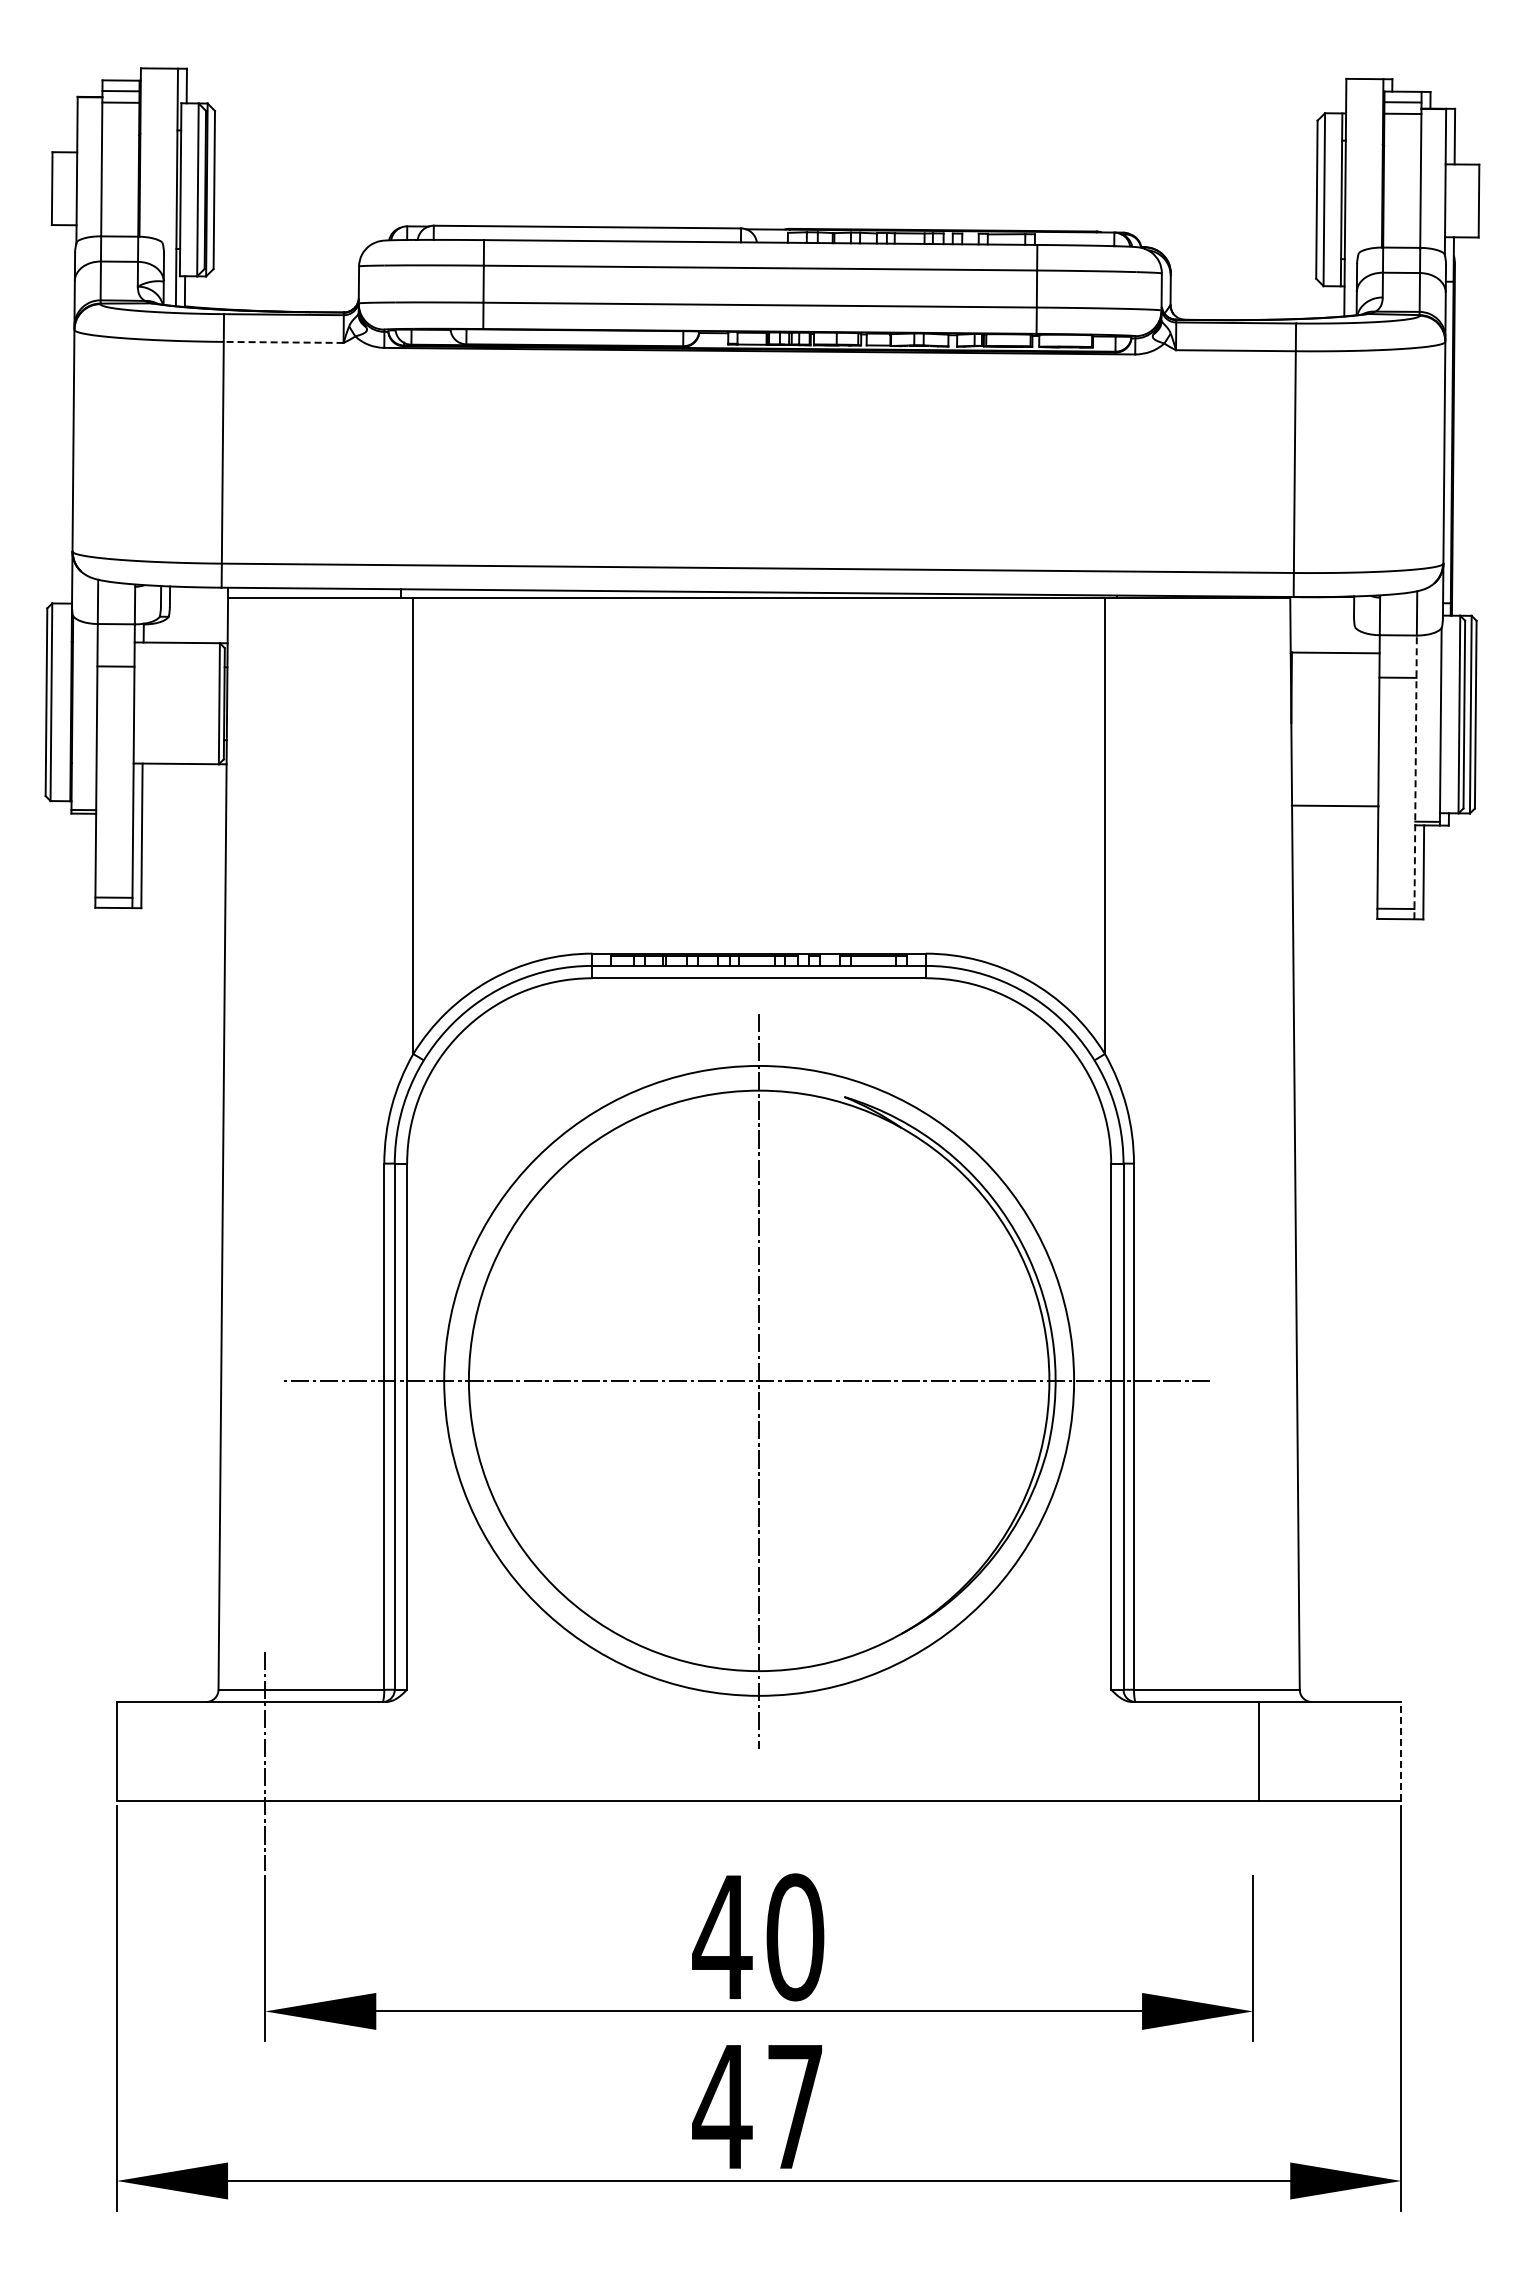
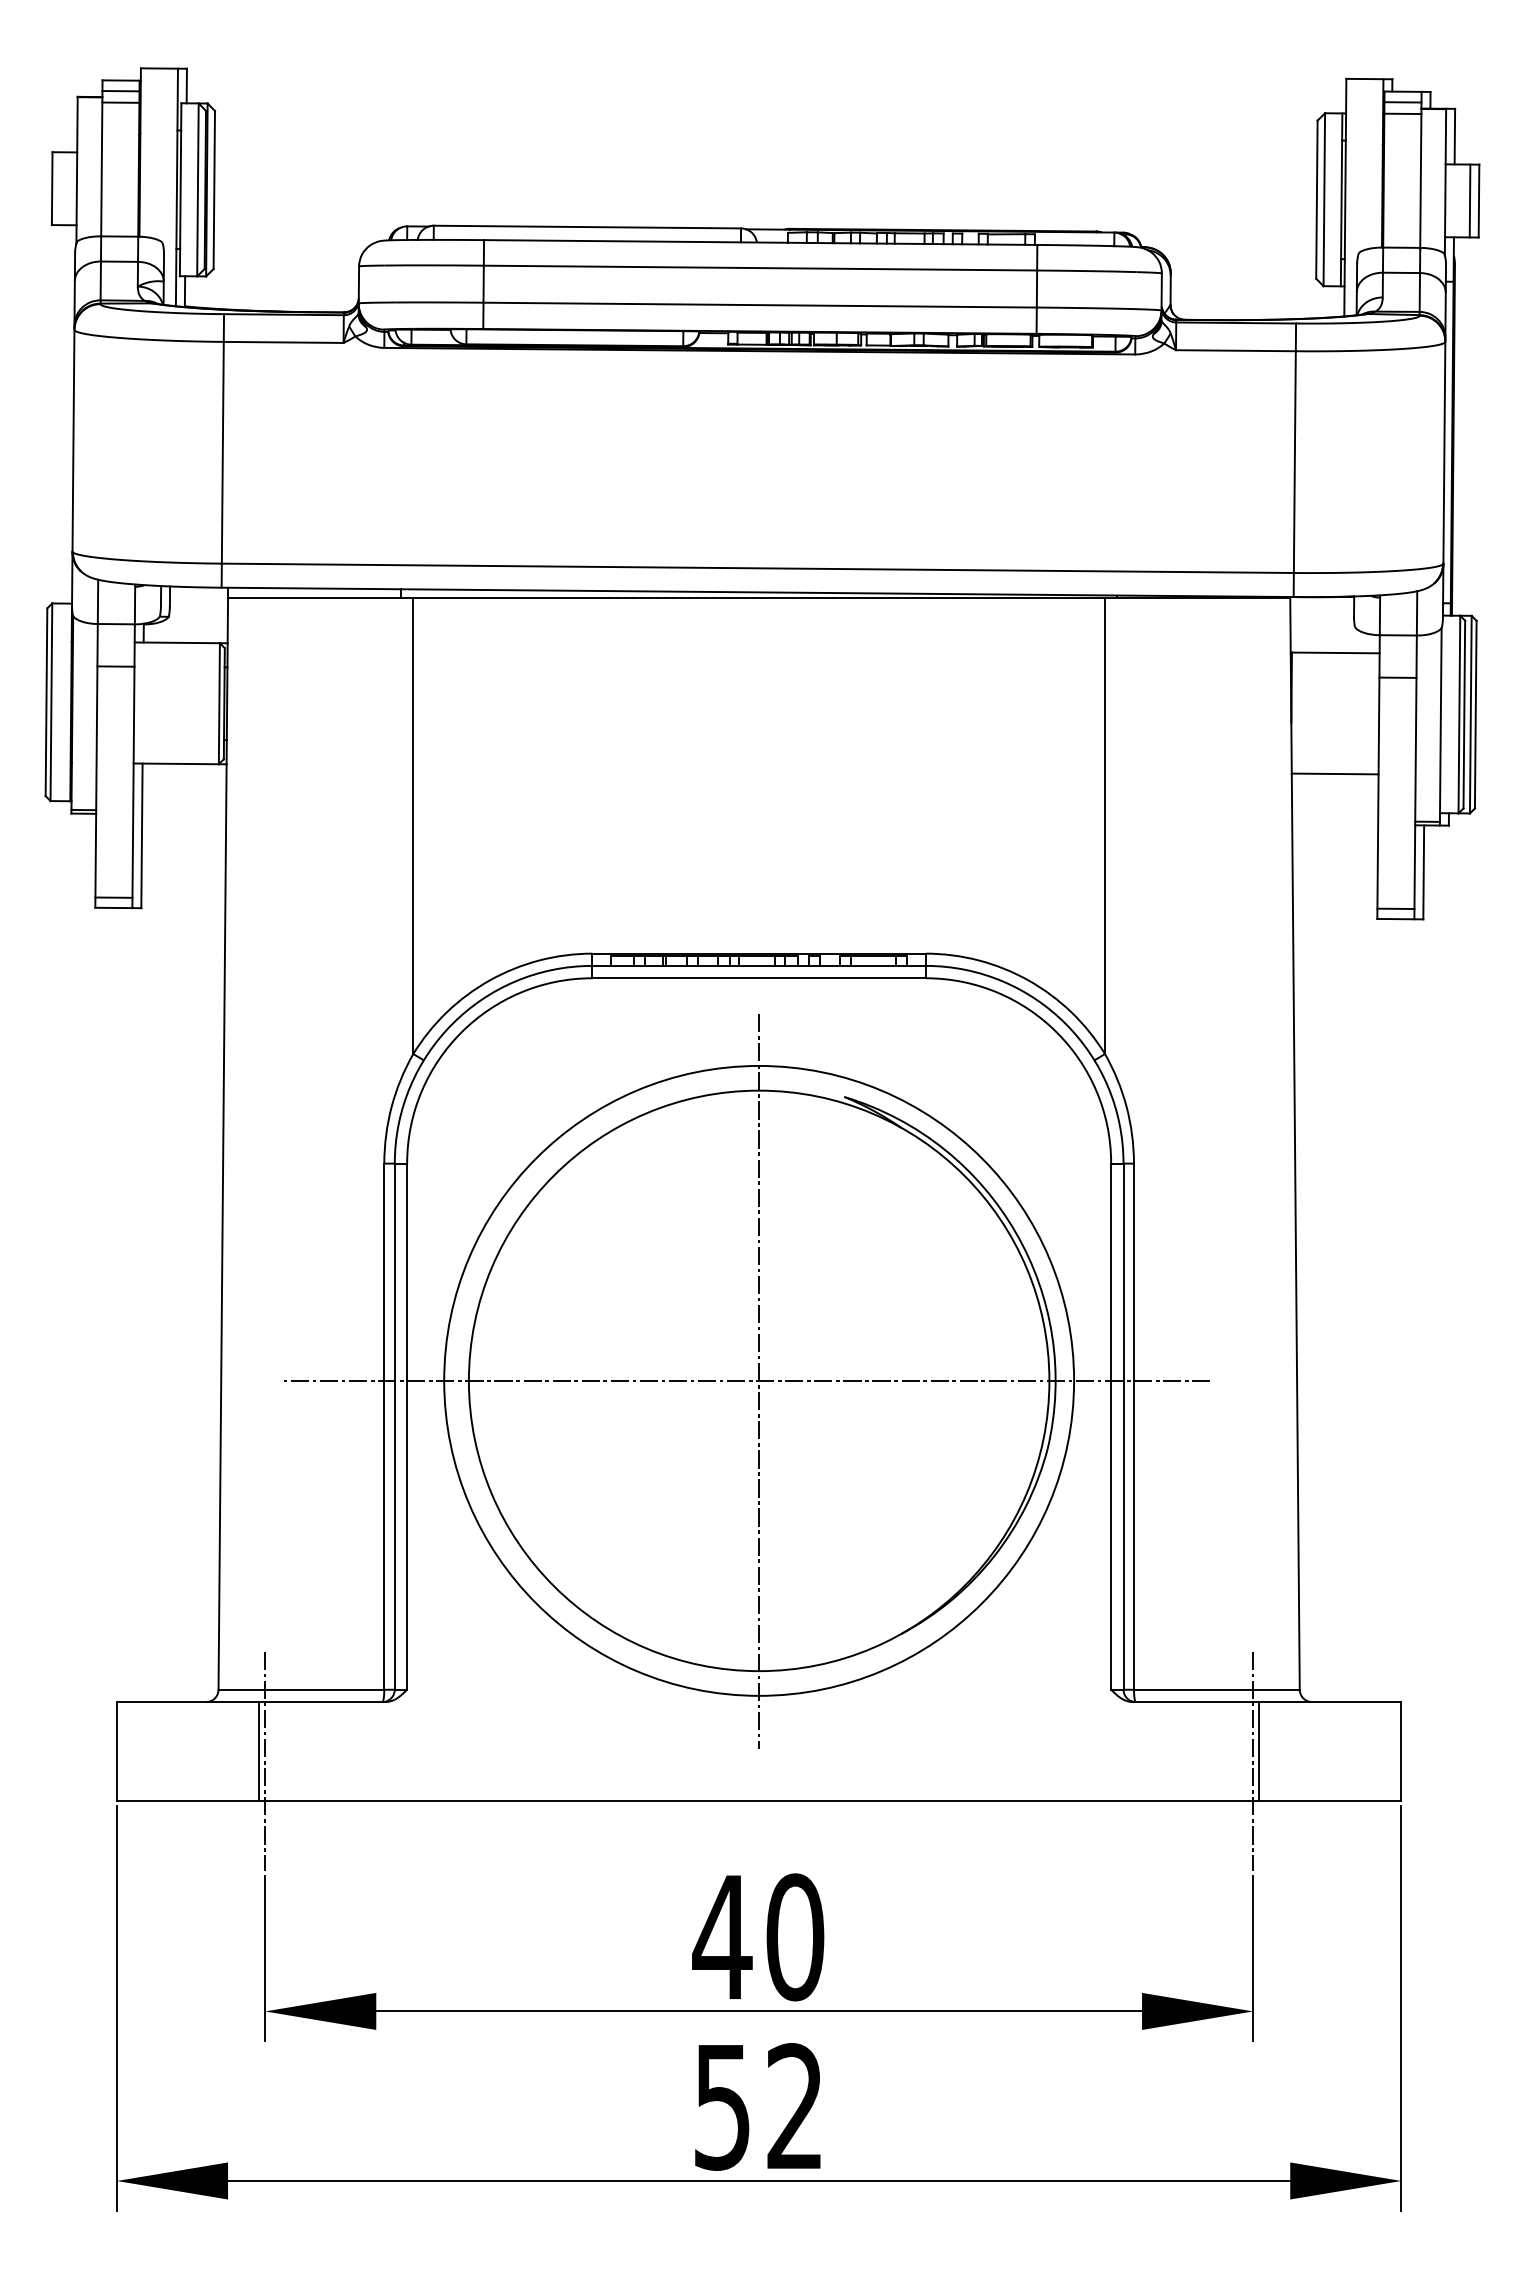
line: none -> present (1469, 200)
line: dashed -> solid (283, 342)
line: dashed -> solid (1415, 777)
line position: (1334, 805) -> (1334, 773) (1334, 773)
line: dashed -> solid (1401, 1750)
line: none -> present (258, 1751)
line: none -> present (1253, 1760)
text: 47 -> 52 (757, 2106)
